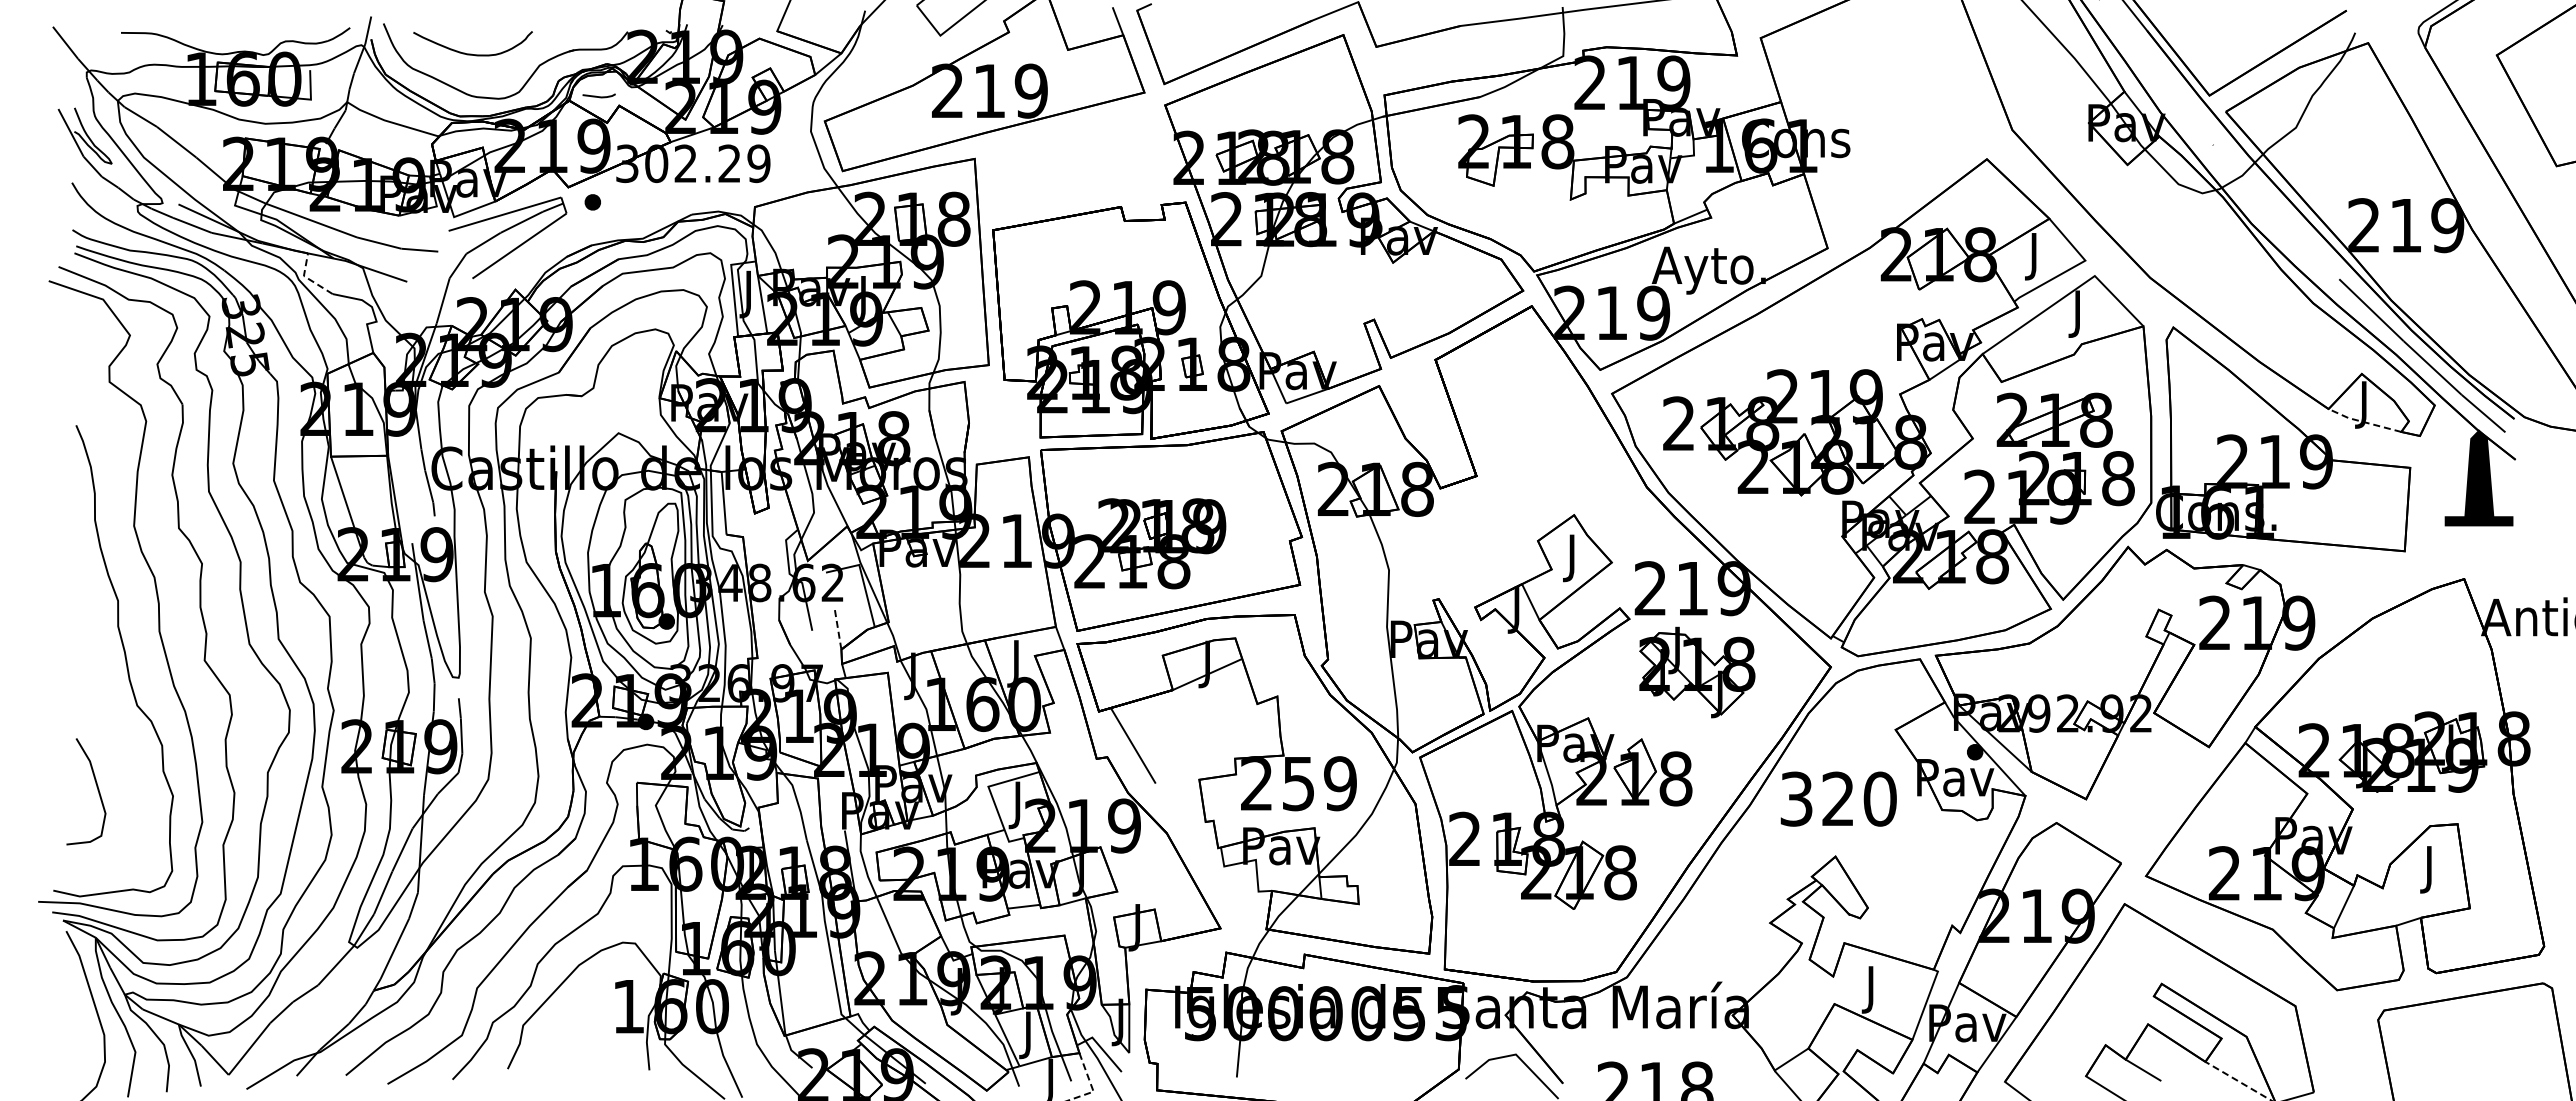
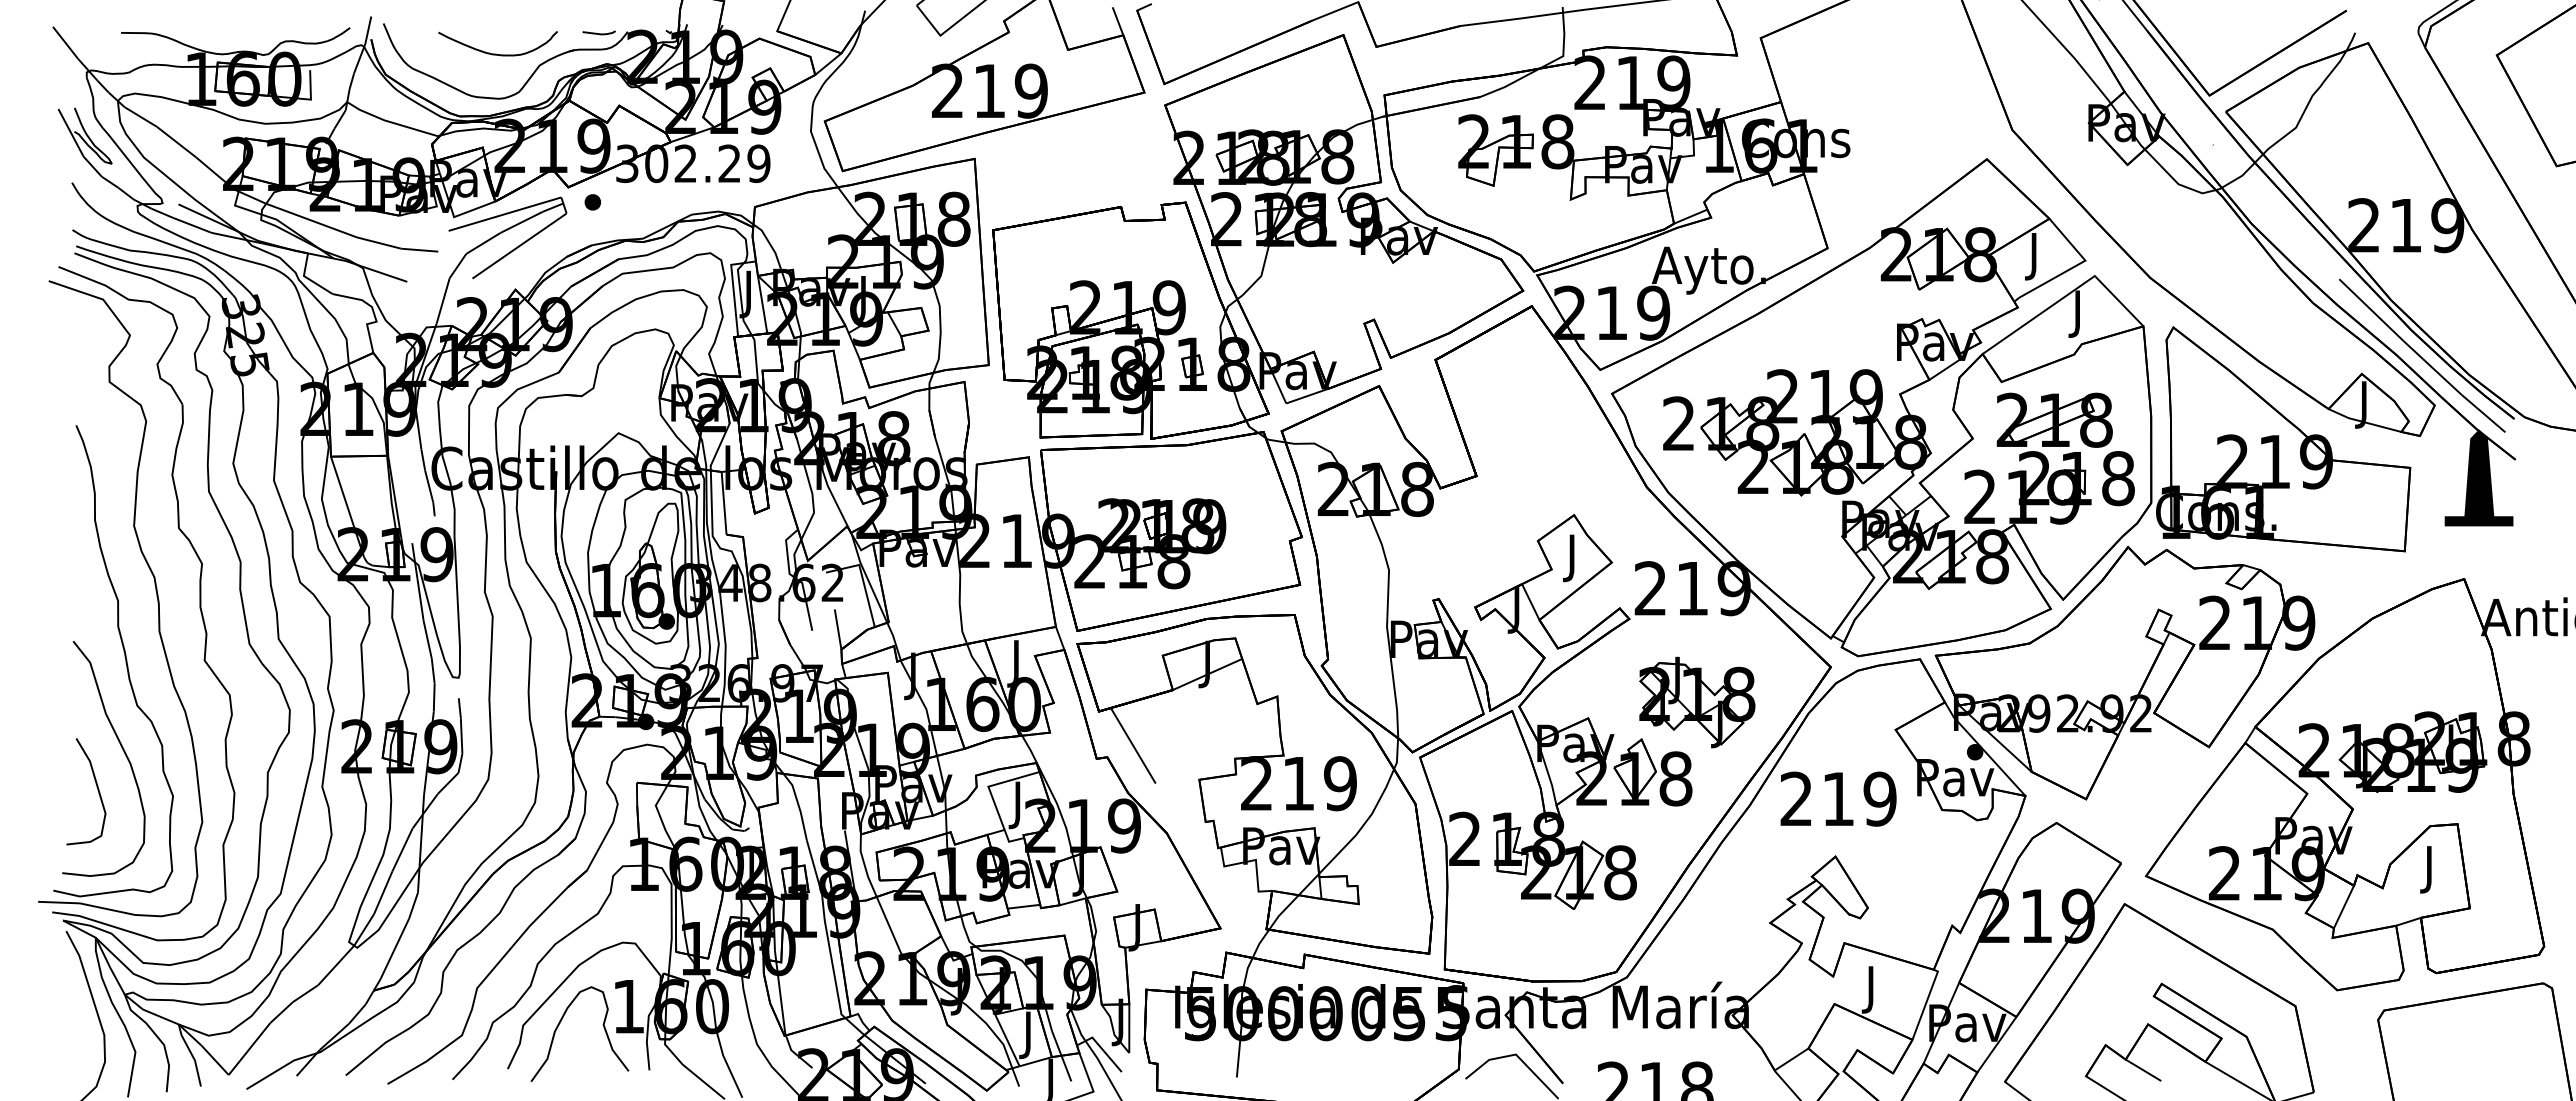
curve position: (471, 53) -> (496, 53) (496, 53)
line position: (598, 96) -> (598, 33) (598, 33)
line: dashed -> solid (308, 278)
line: dashed -> solid (2363, 421)
line: dashed -> solid (838, 628)
part position: (1697, 672) -> (1697, 702) (1697, 702)
curve: none -> present (121, 748)
text: 259 -> 219 (1298, 784)
text: 320 -> 219 (1838, 798)
curve: none -> present (560, 1023)
line: dashed -> solid (2238, 1080)
line: dashed -> solid (1091, 1086)
